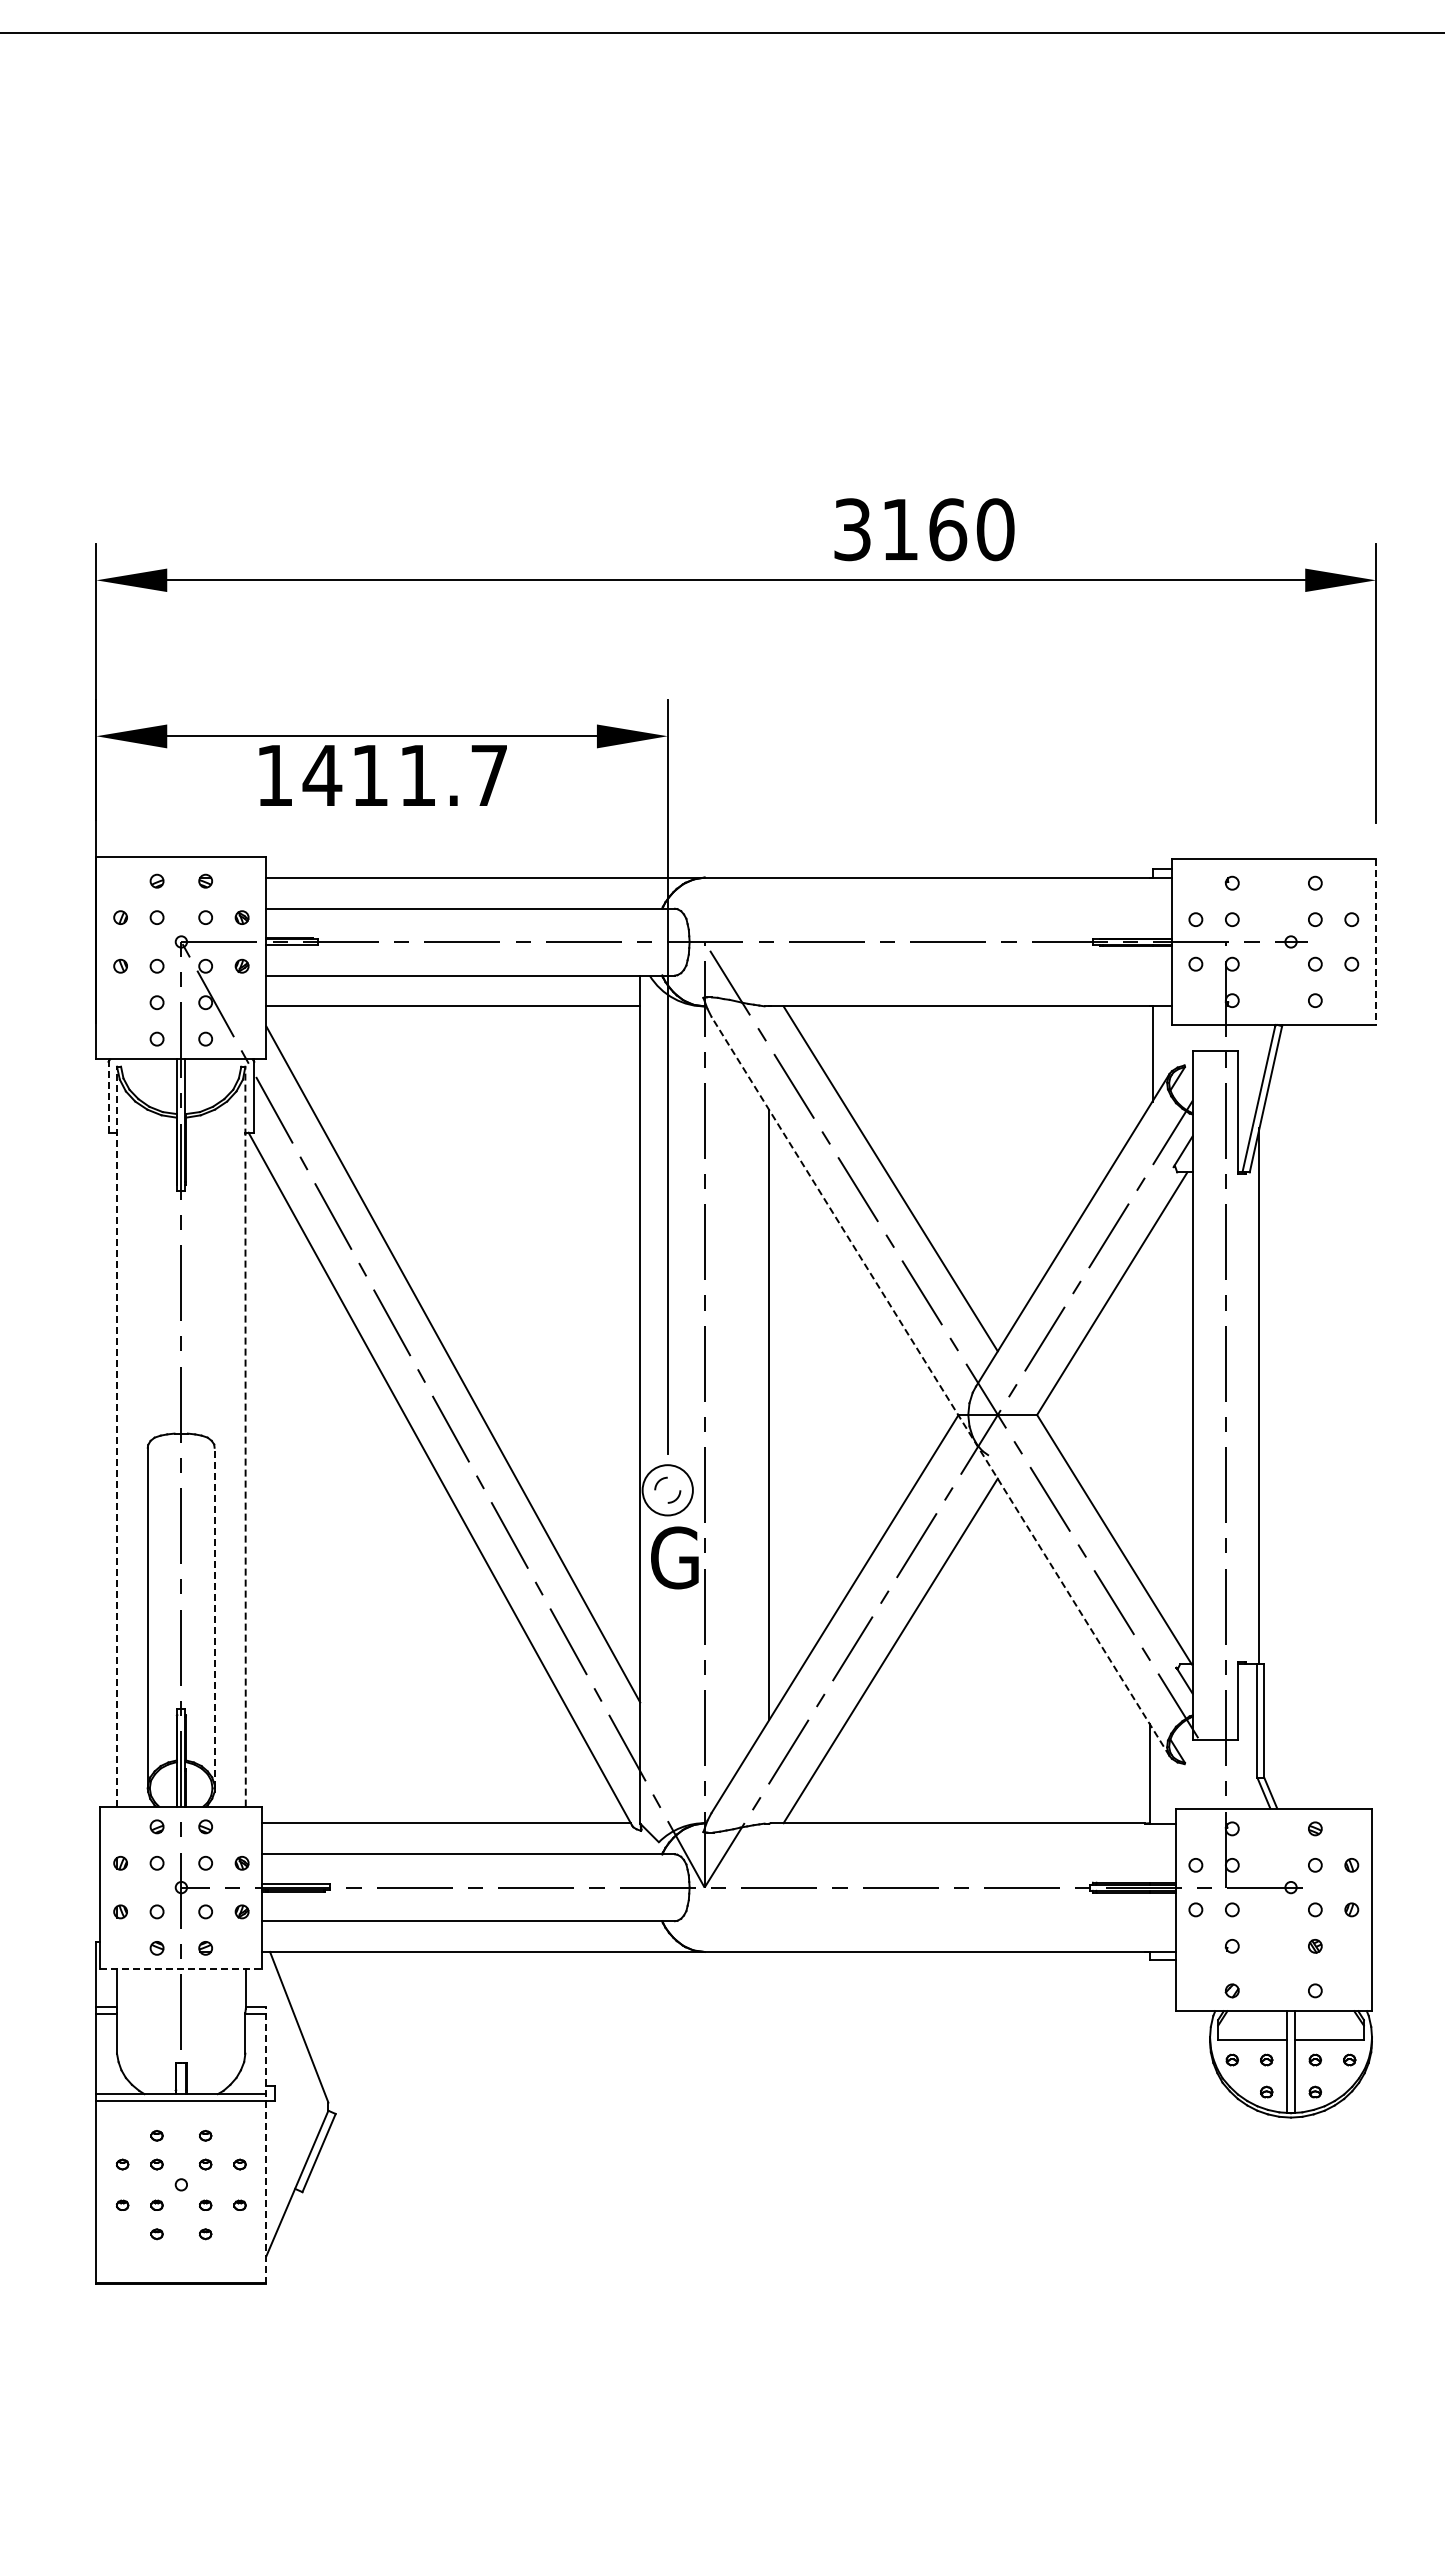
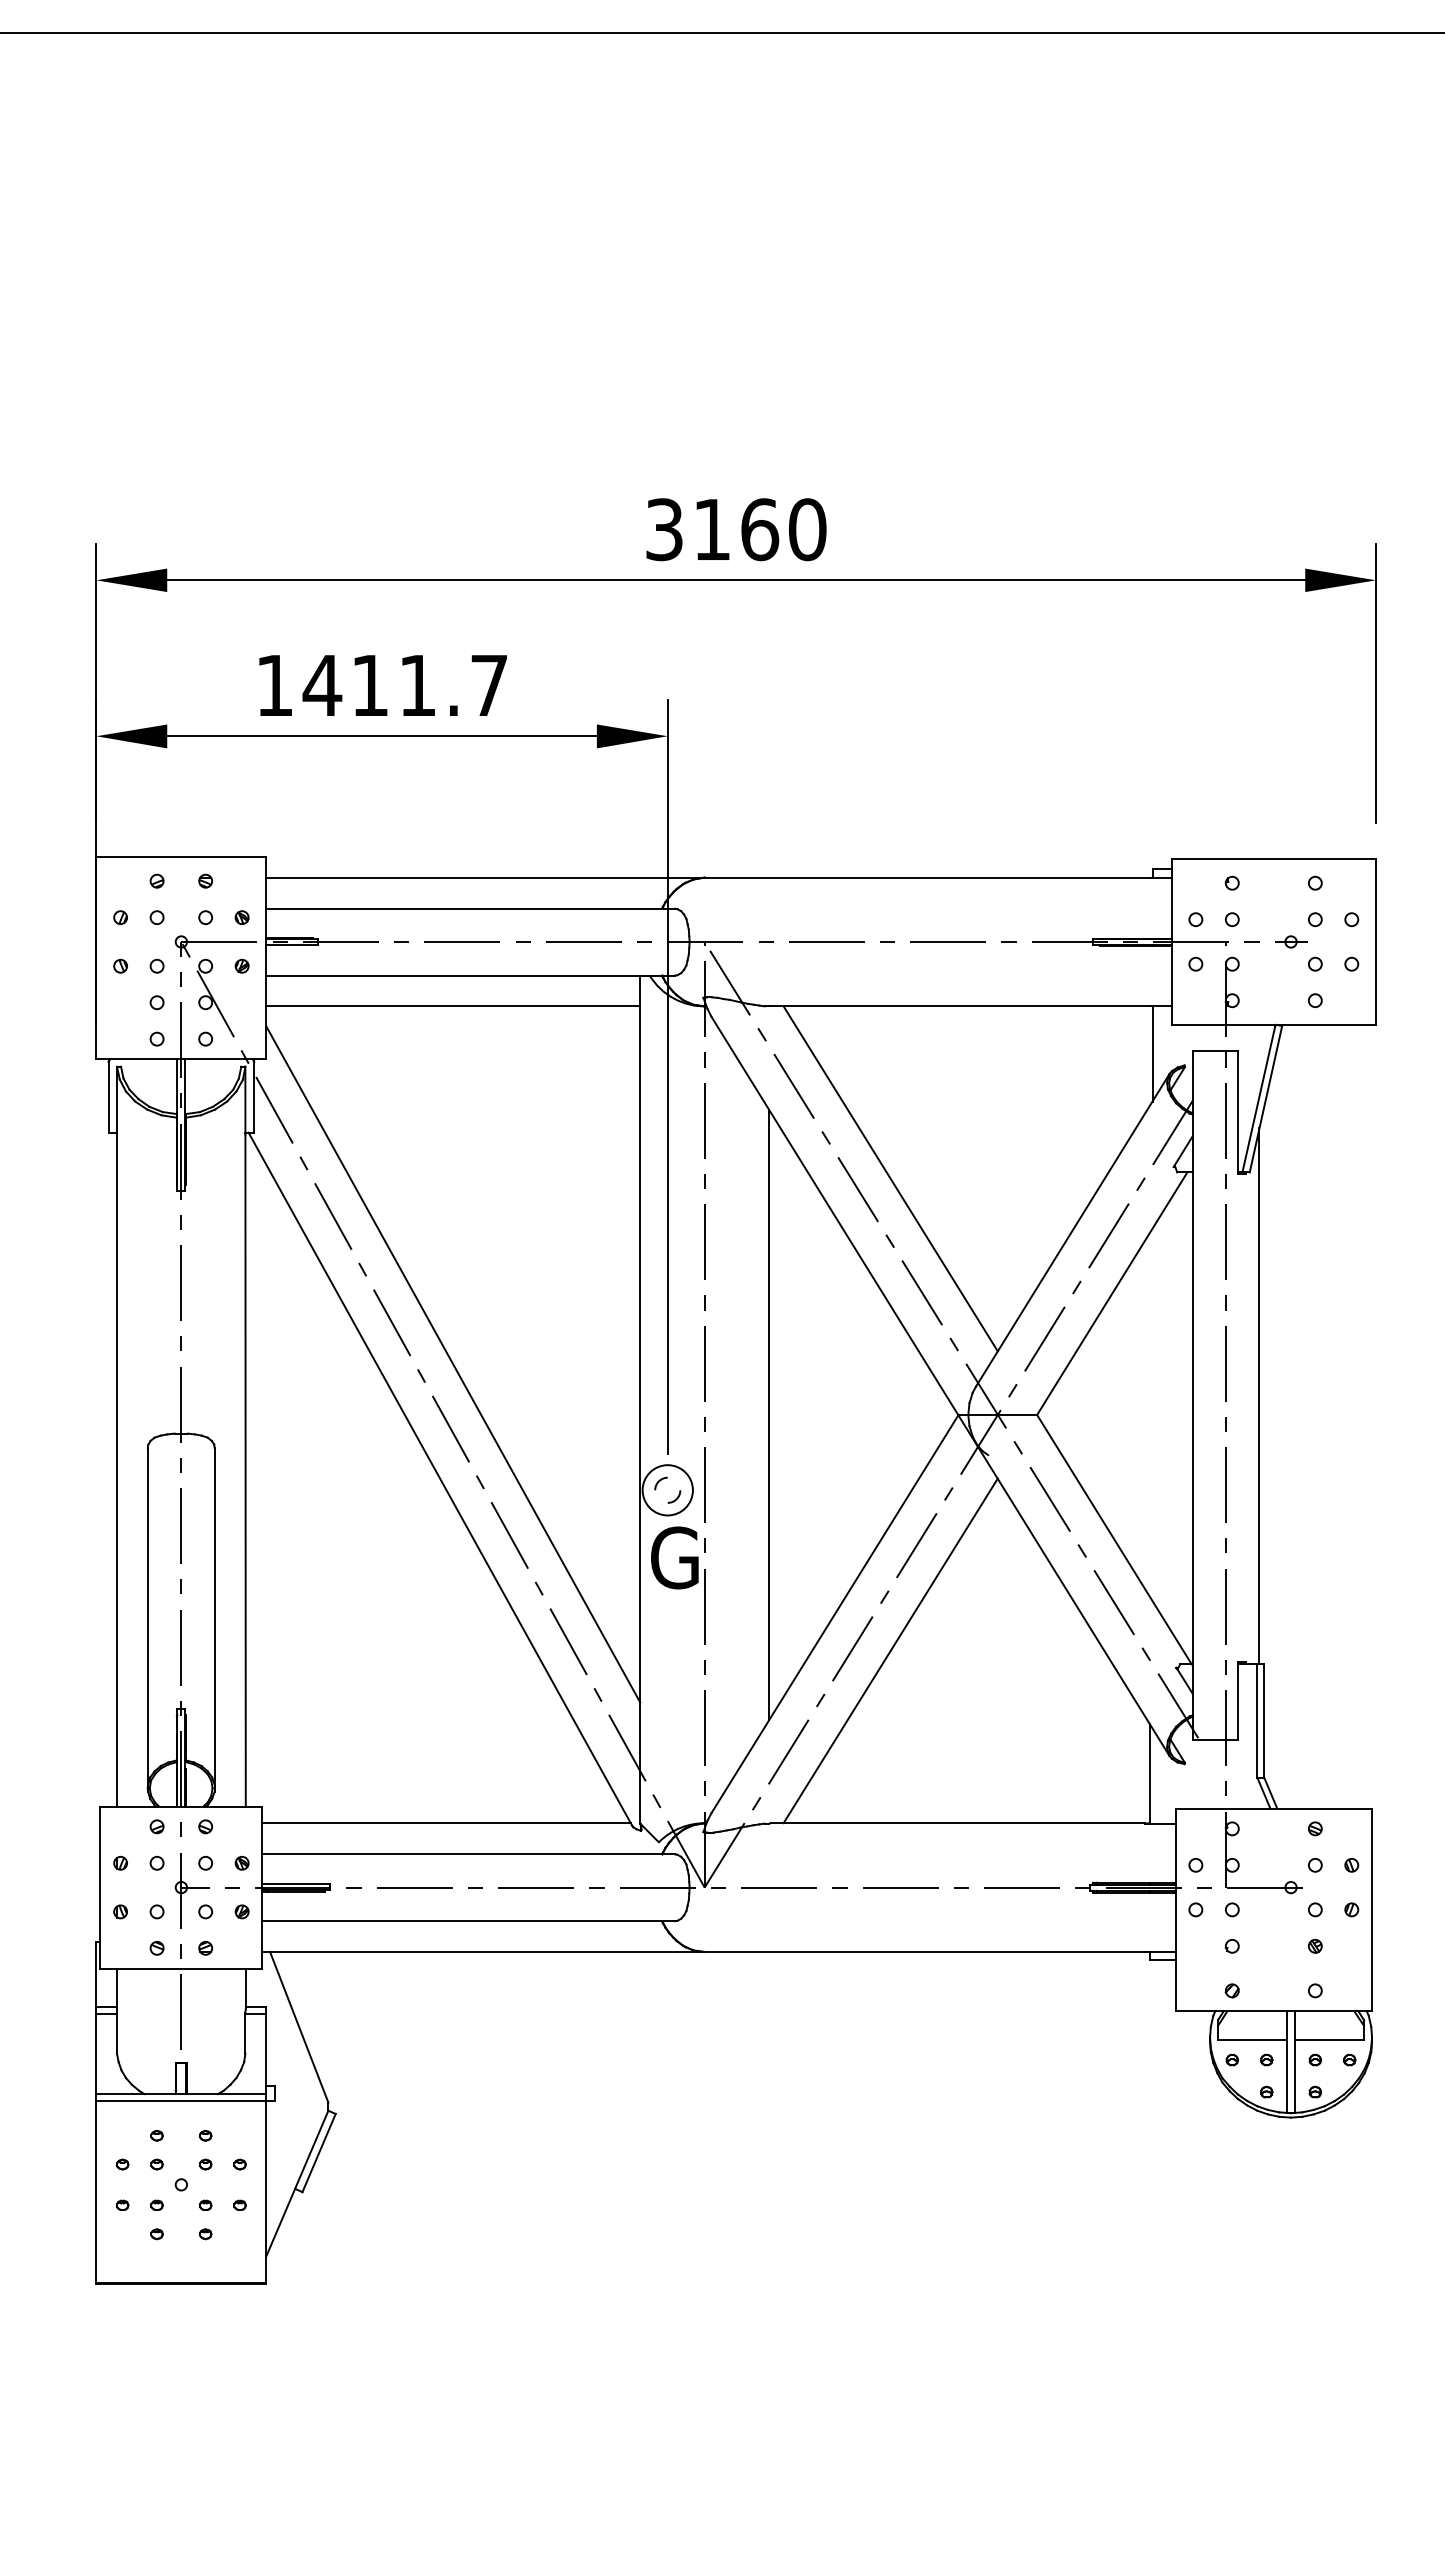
text position: (924, 529) -> (736, 529) (736, 529)
text position: (382, 775) -> (382, 685) (382, 685)
line: dashed -> solid (1376, 942)
line: dashed -> solid (108, 1096)
line: dashed -> solid (940, 1386)
line: dashed -> solid (117, 1436)
line: dashed -> solid (245, 1436)
line: dashed -> solid (214, 1617)
line: dashed -> solid (181, 1968)
line: dashed -> solid (266, 2145)
